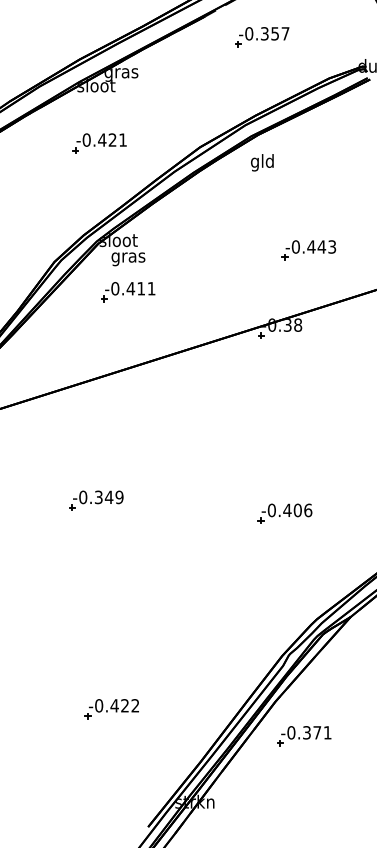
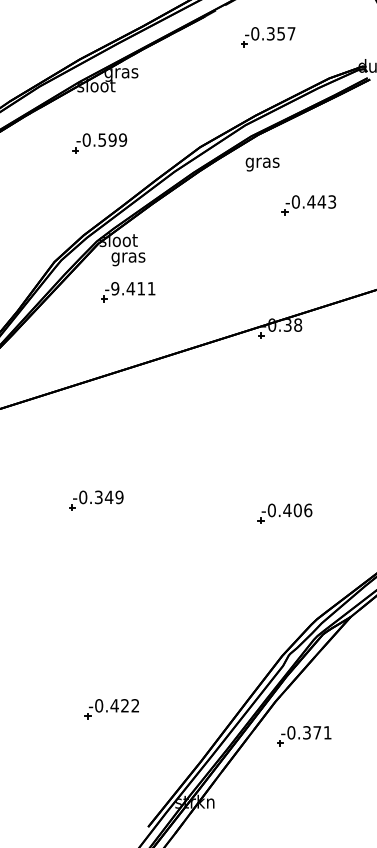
part position: (262, 37) -> (268, 37) (268, 37)
text: -0.421 -> -0.599 (112, 139)
text: gld -> gras (262, 162)
part position: (308, 250) -> (308, 205) (308, 205)
text: -0.411 -> -9.411 (115, 288)
